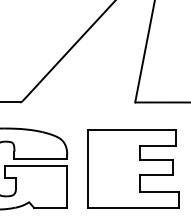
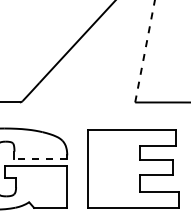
line: solid -> dashed (145, 51)
line: solid -> dashed (40, 158)
